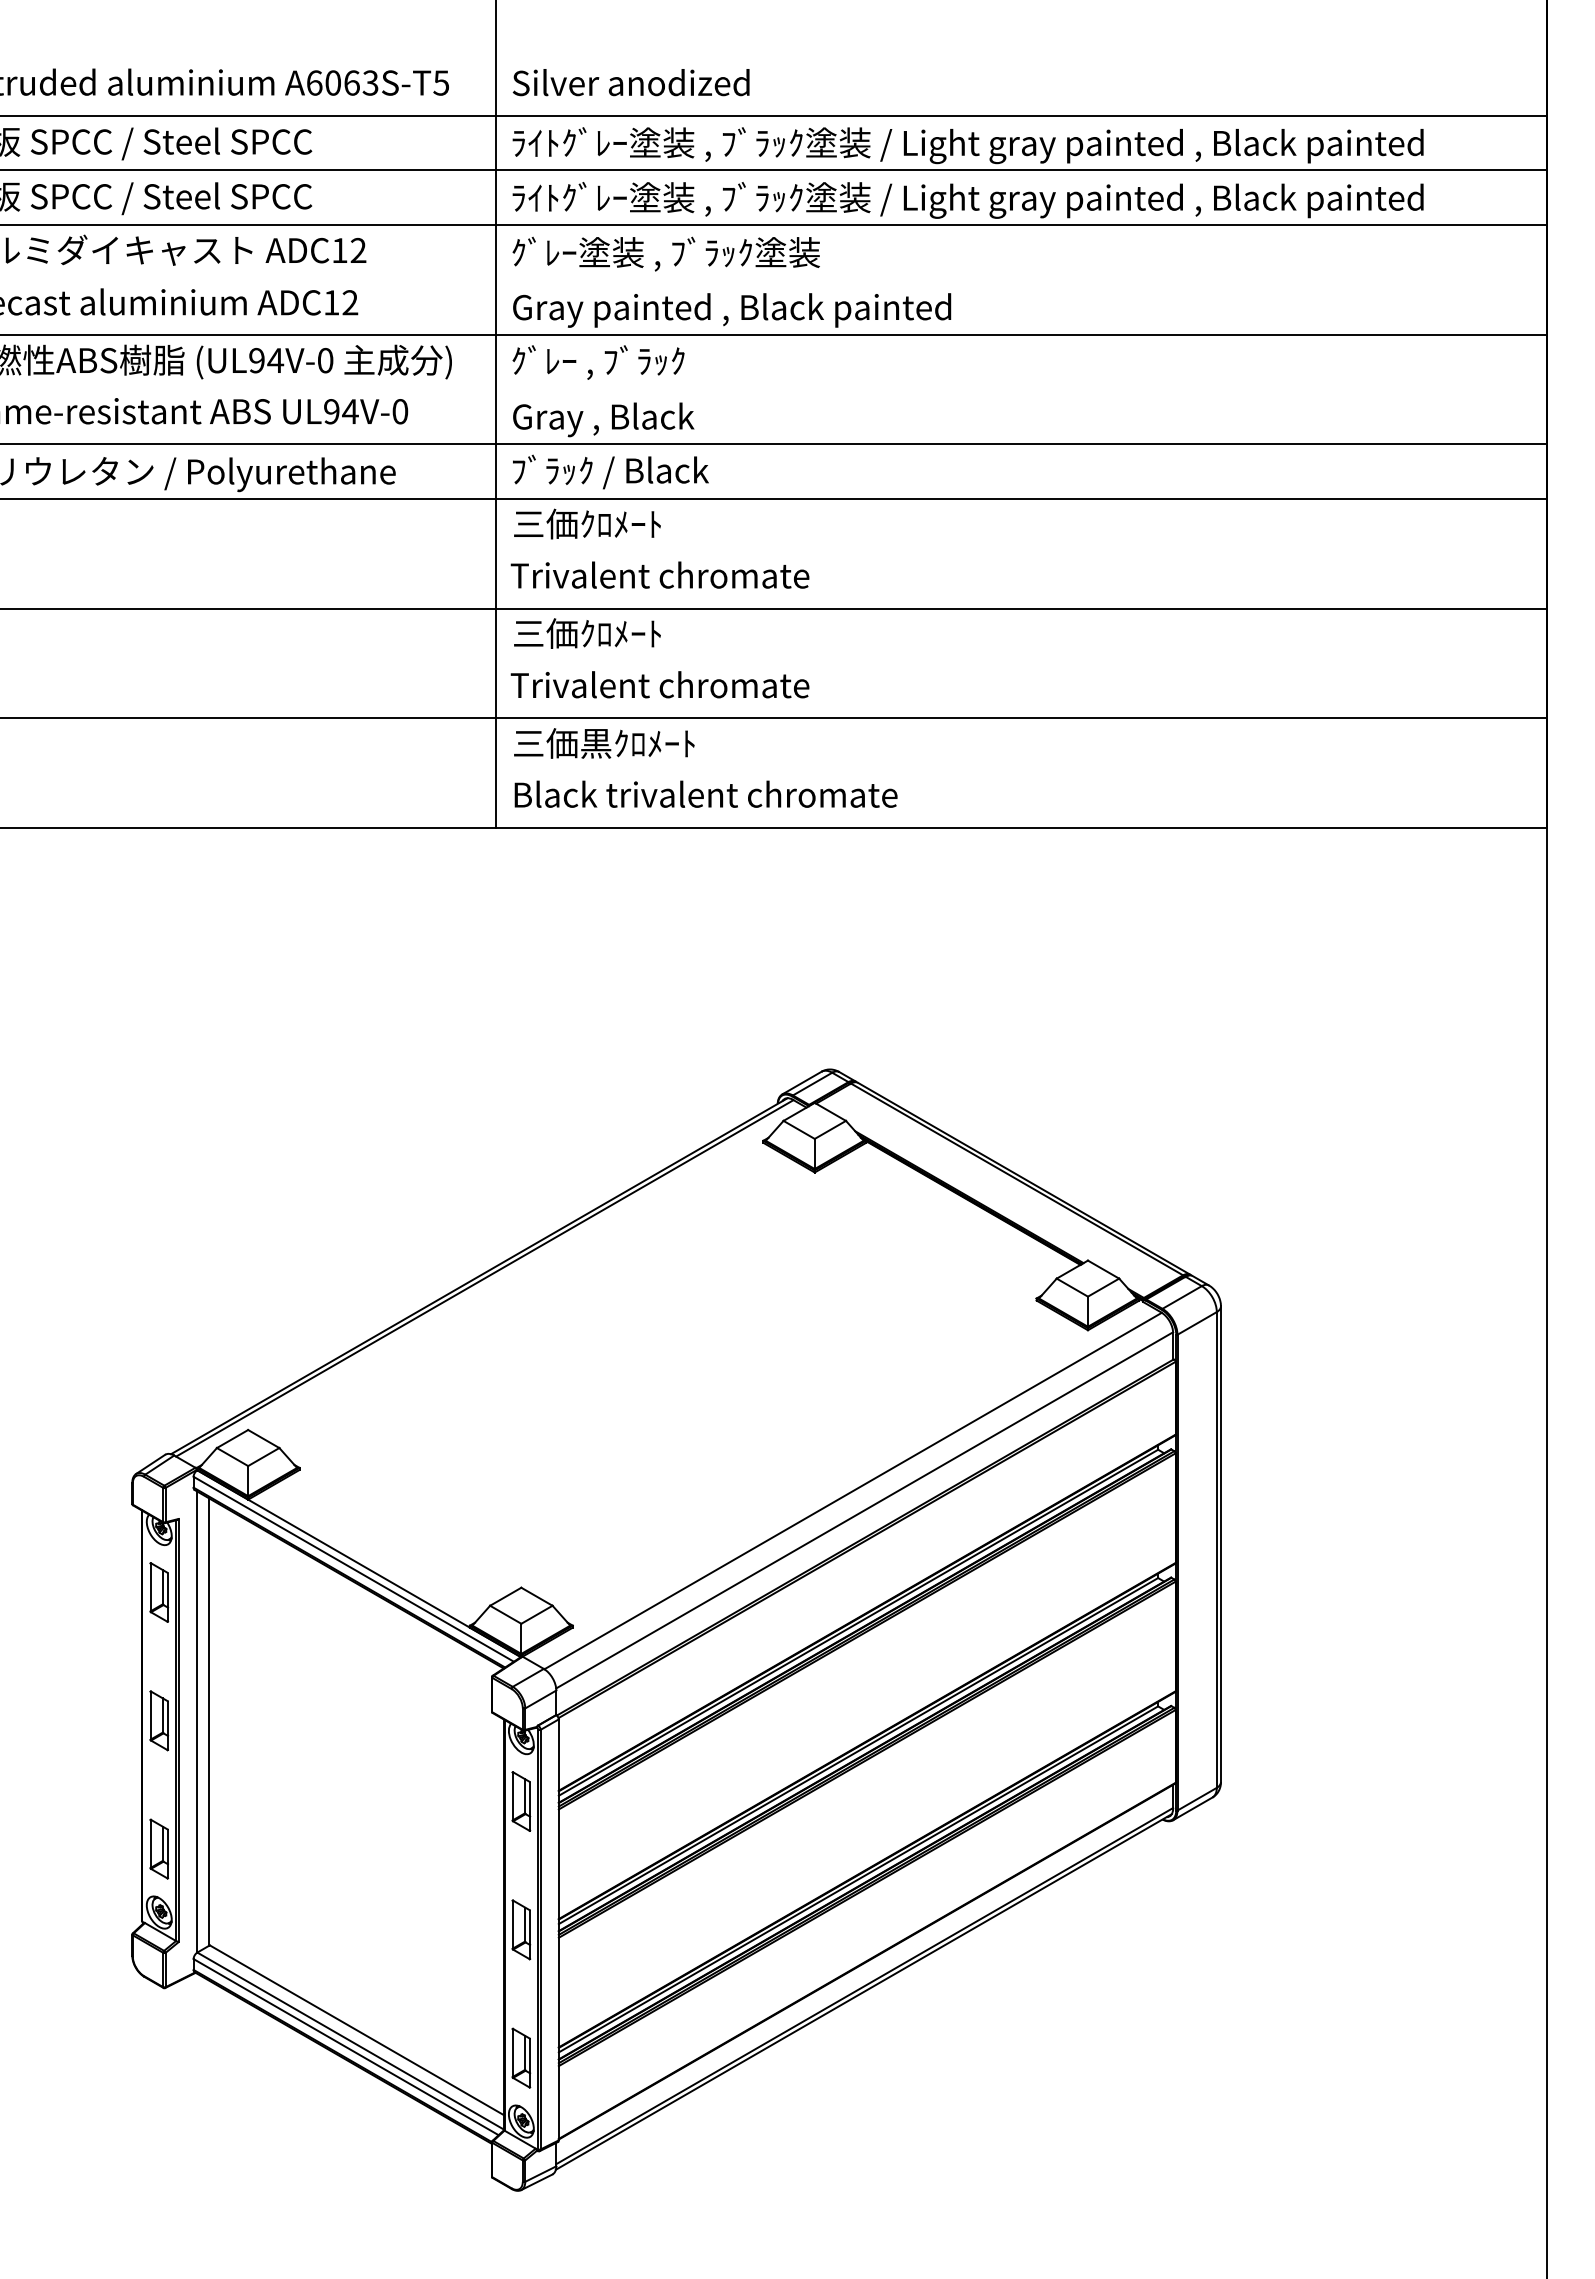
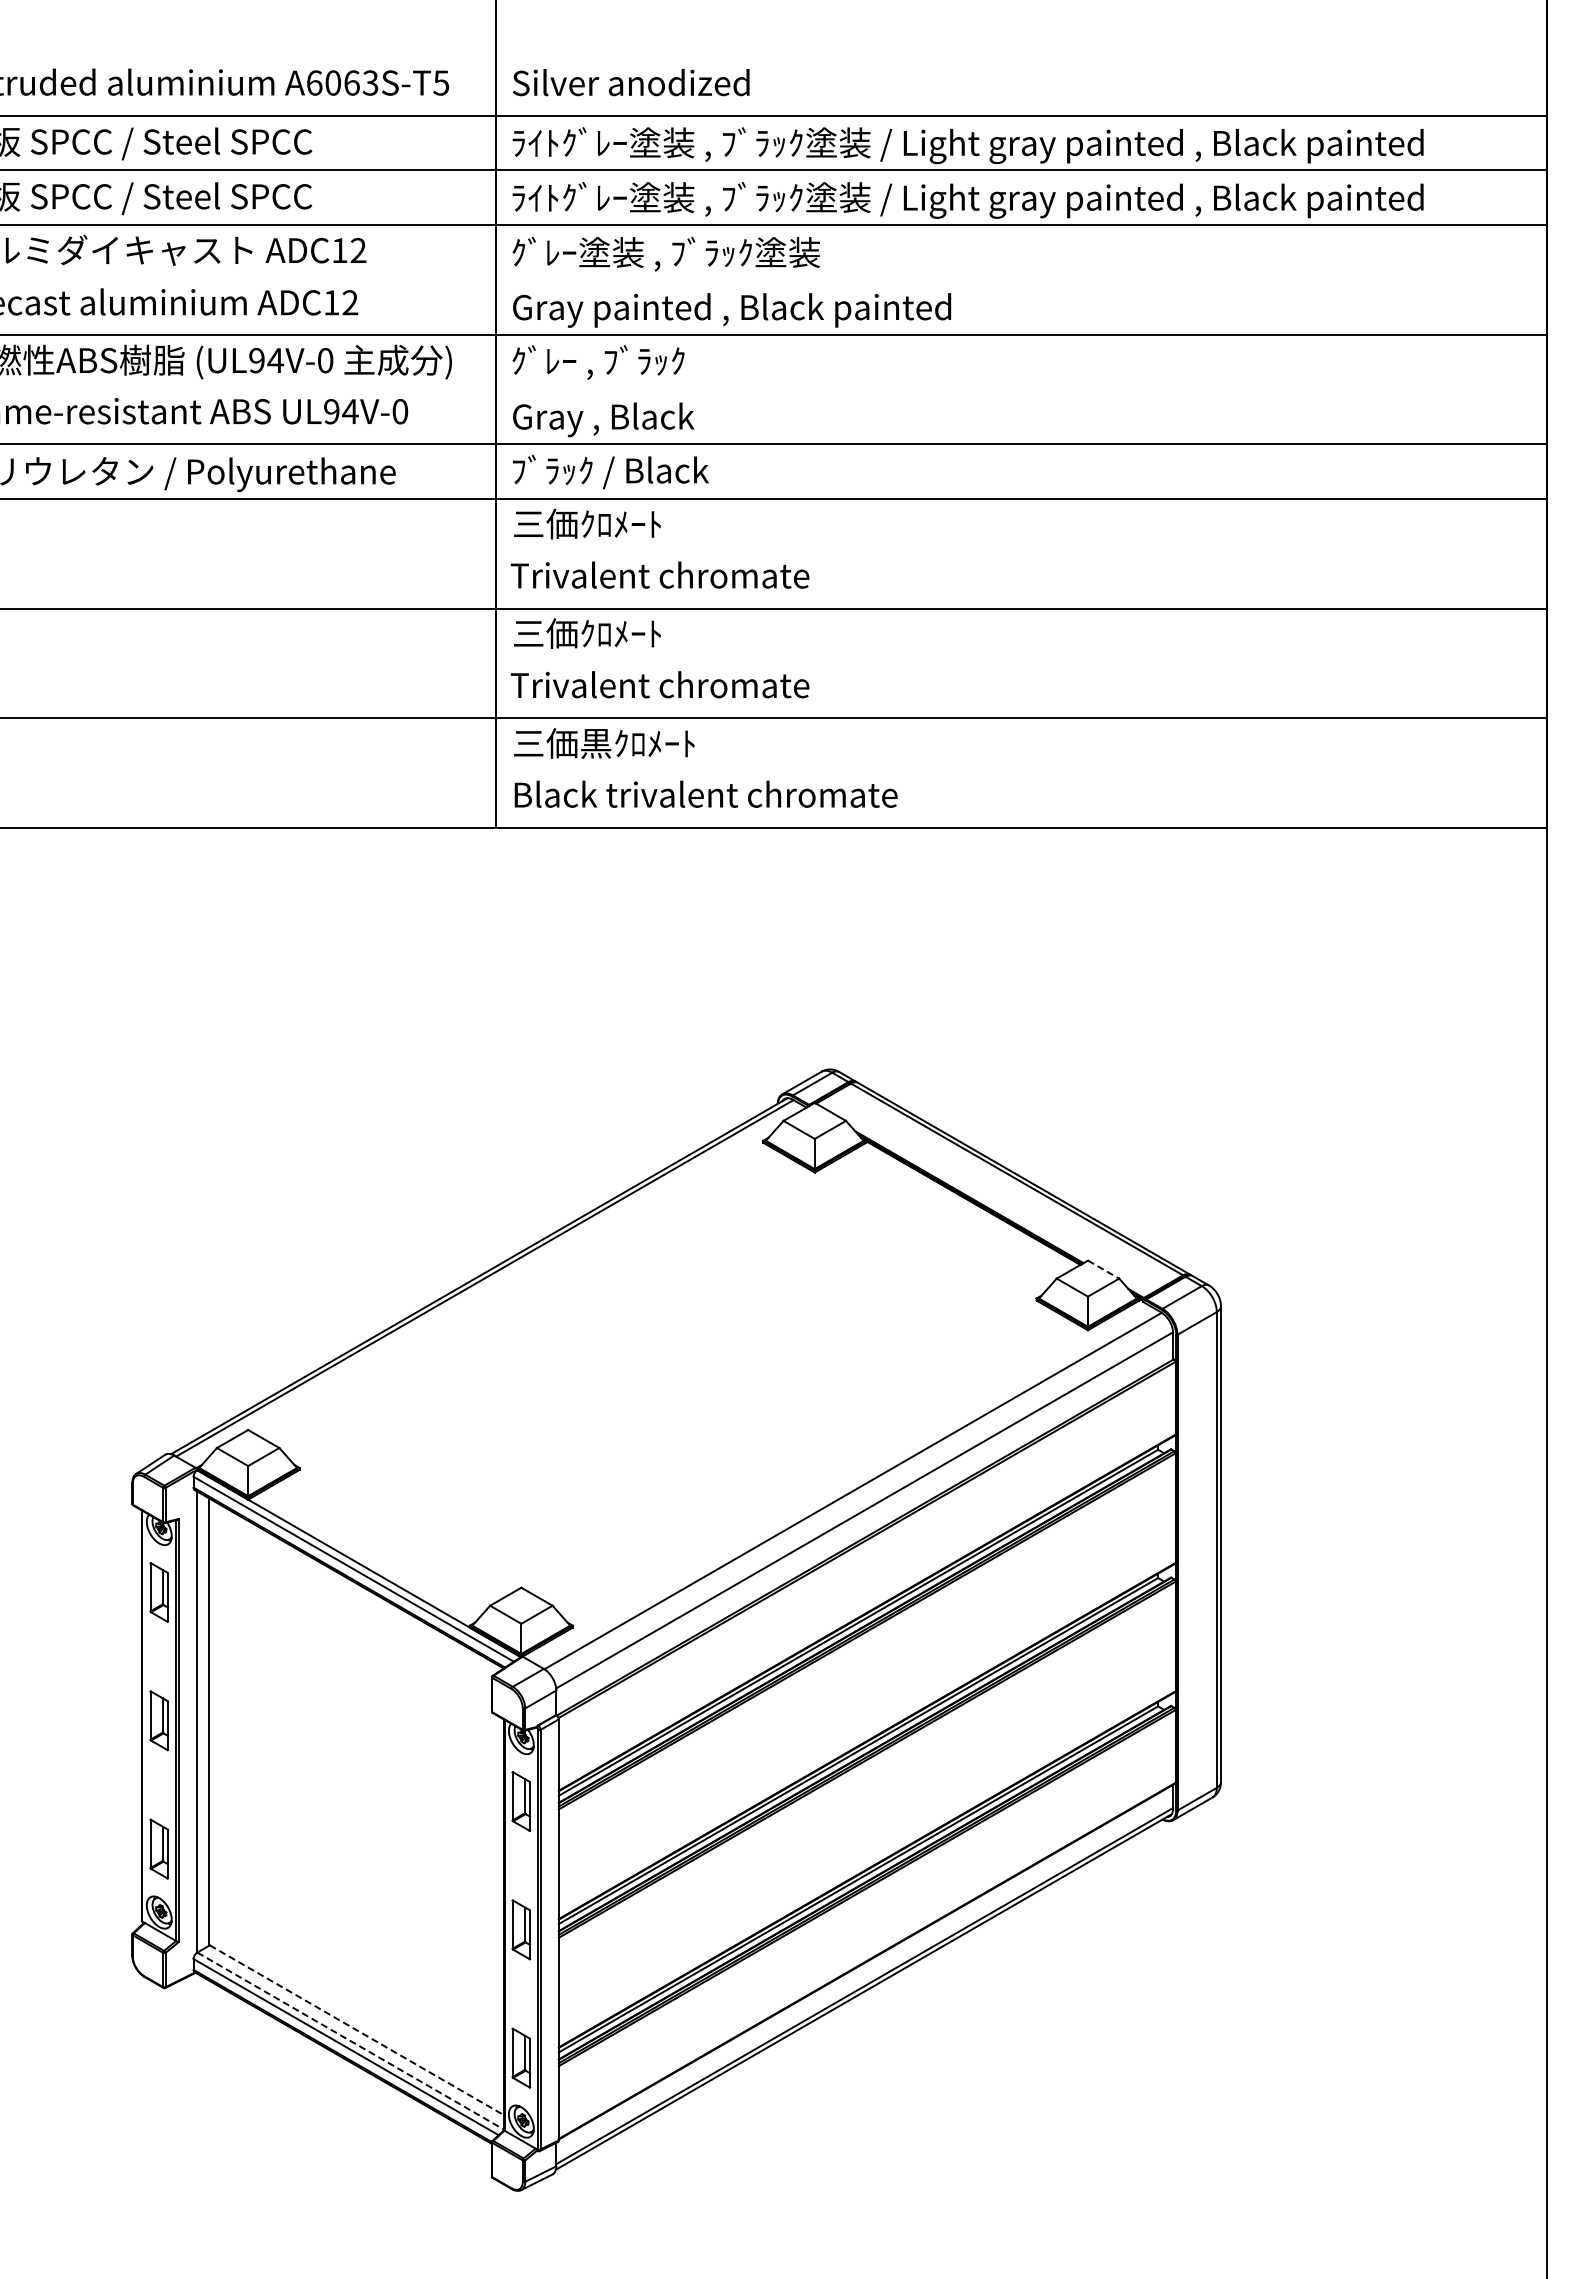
line: solid -> dashed (1104, 1269)
line: solid -> dashed (356, 2030)
line: solid -> dashed (351, 2041)
